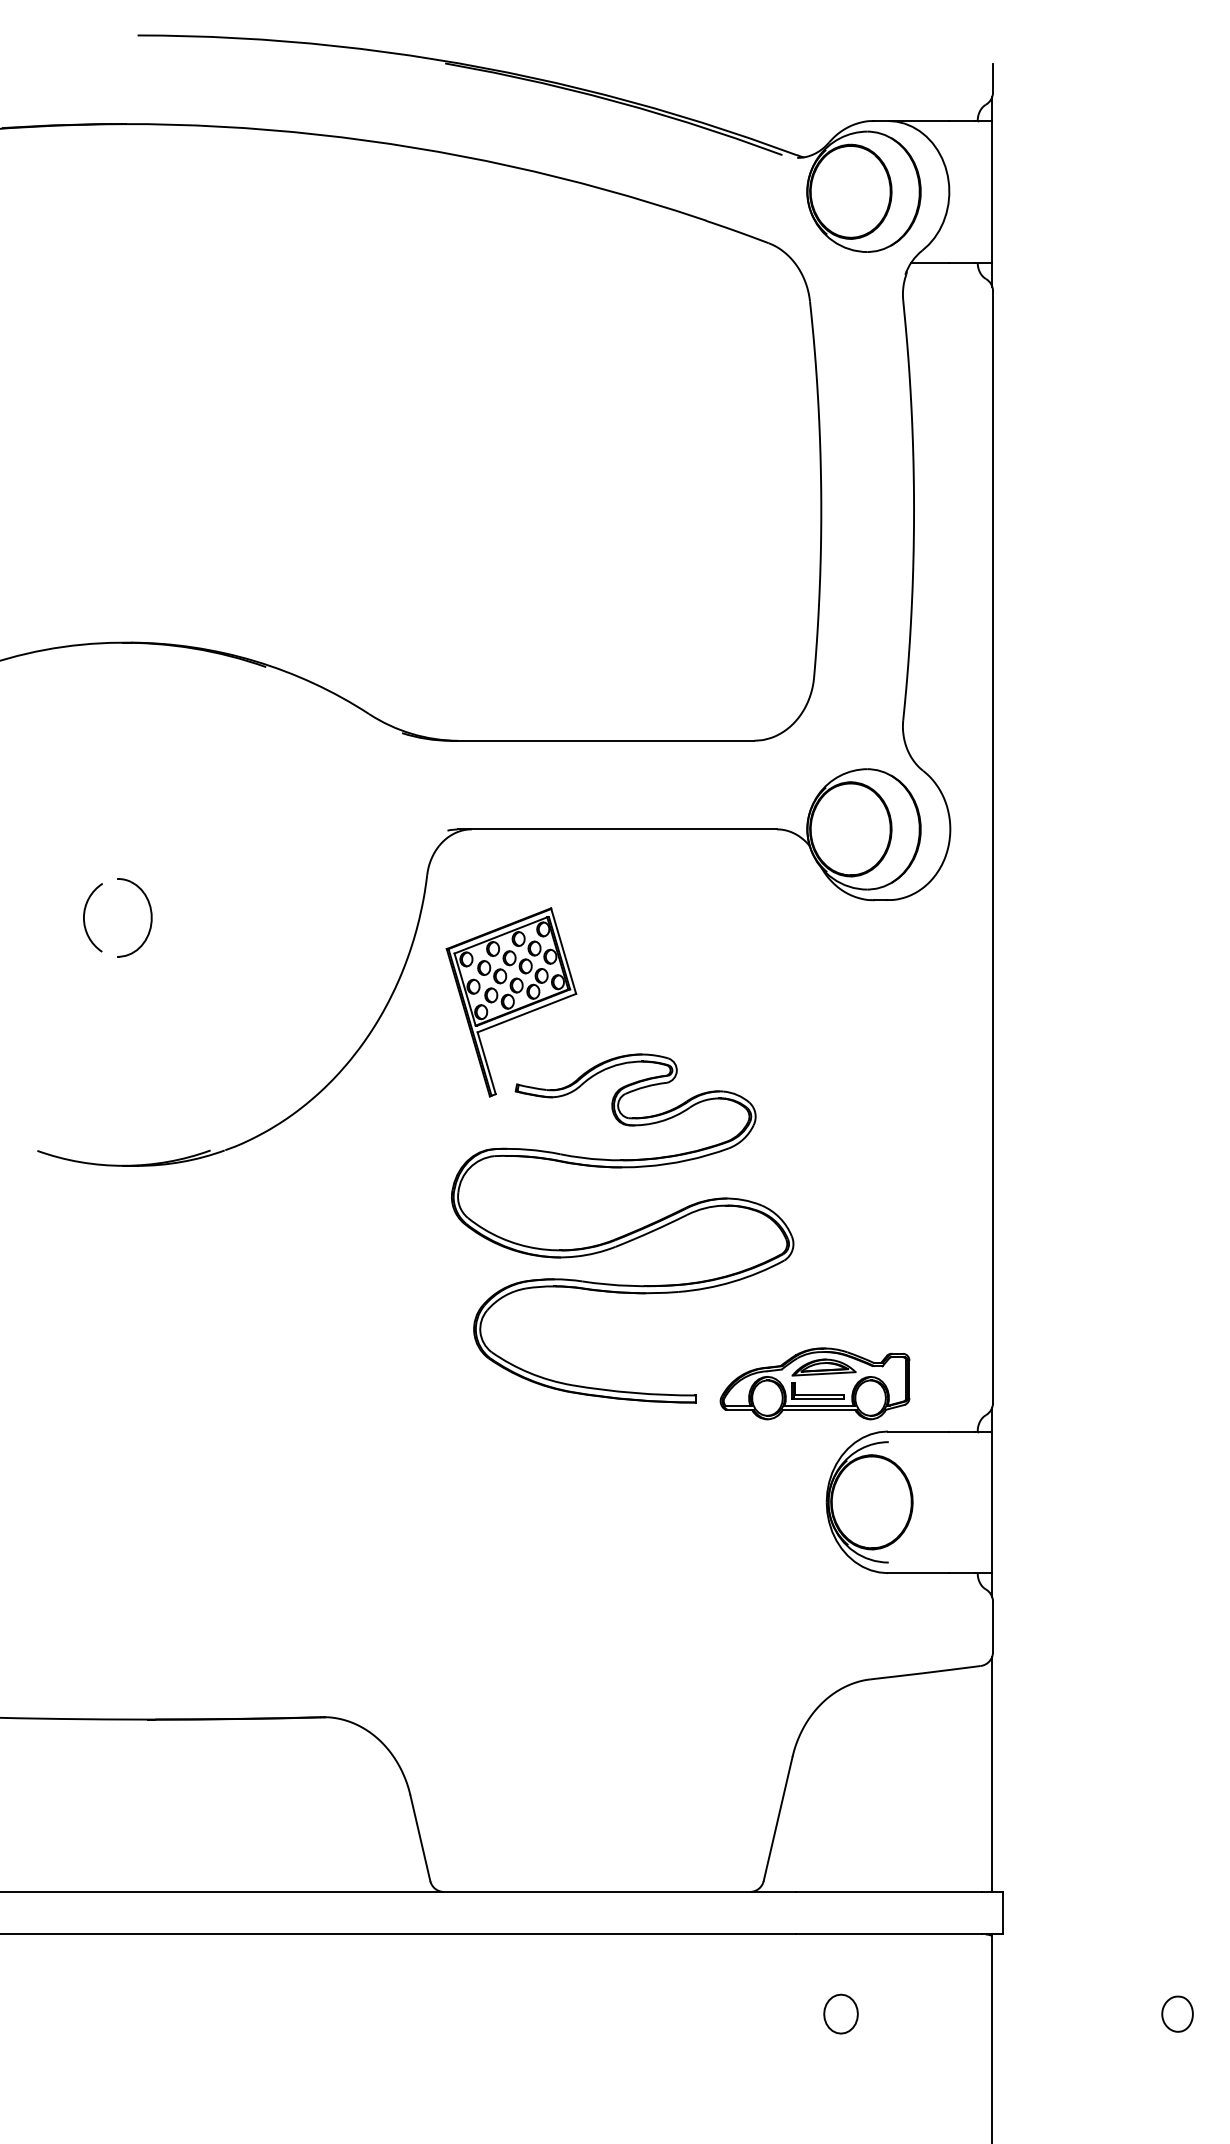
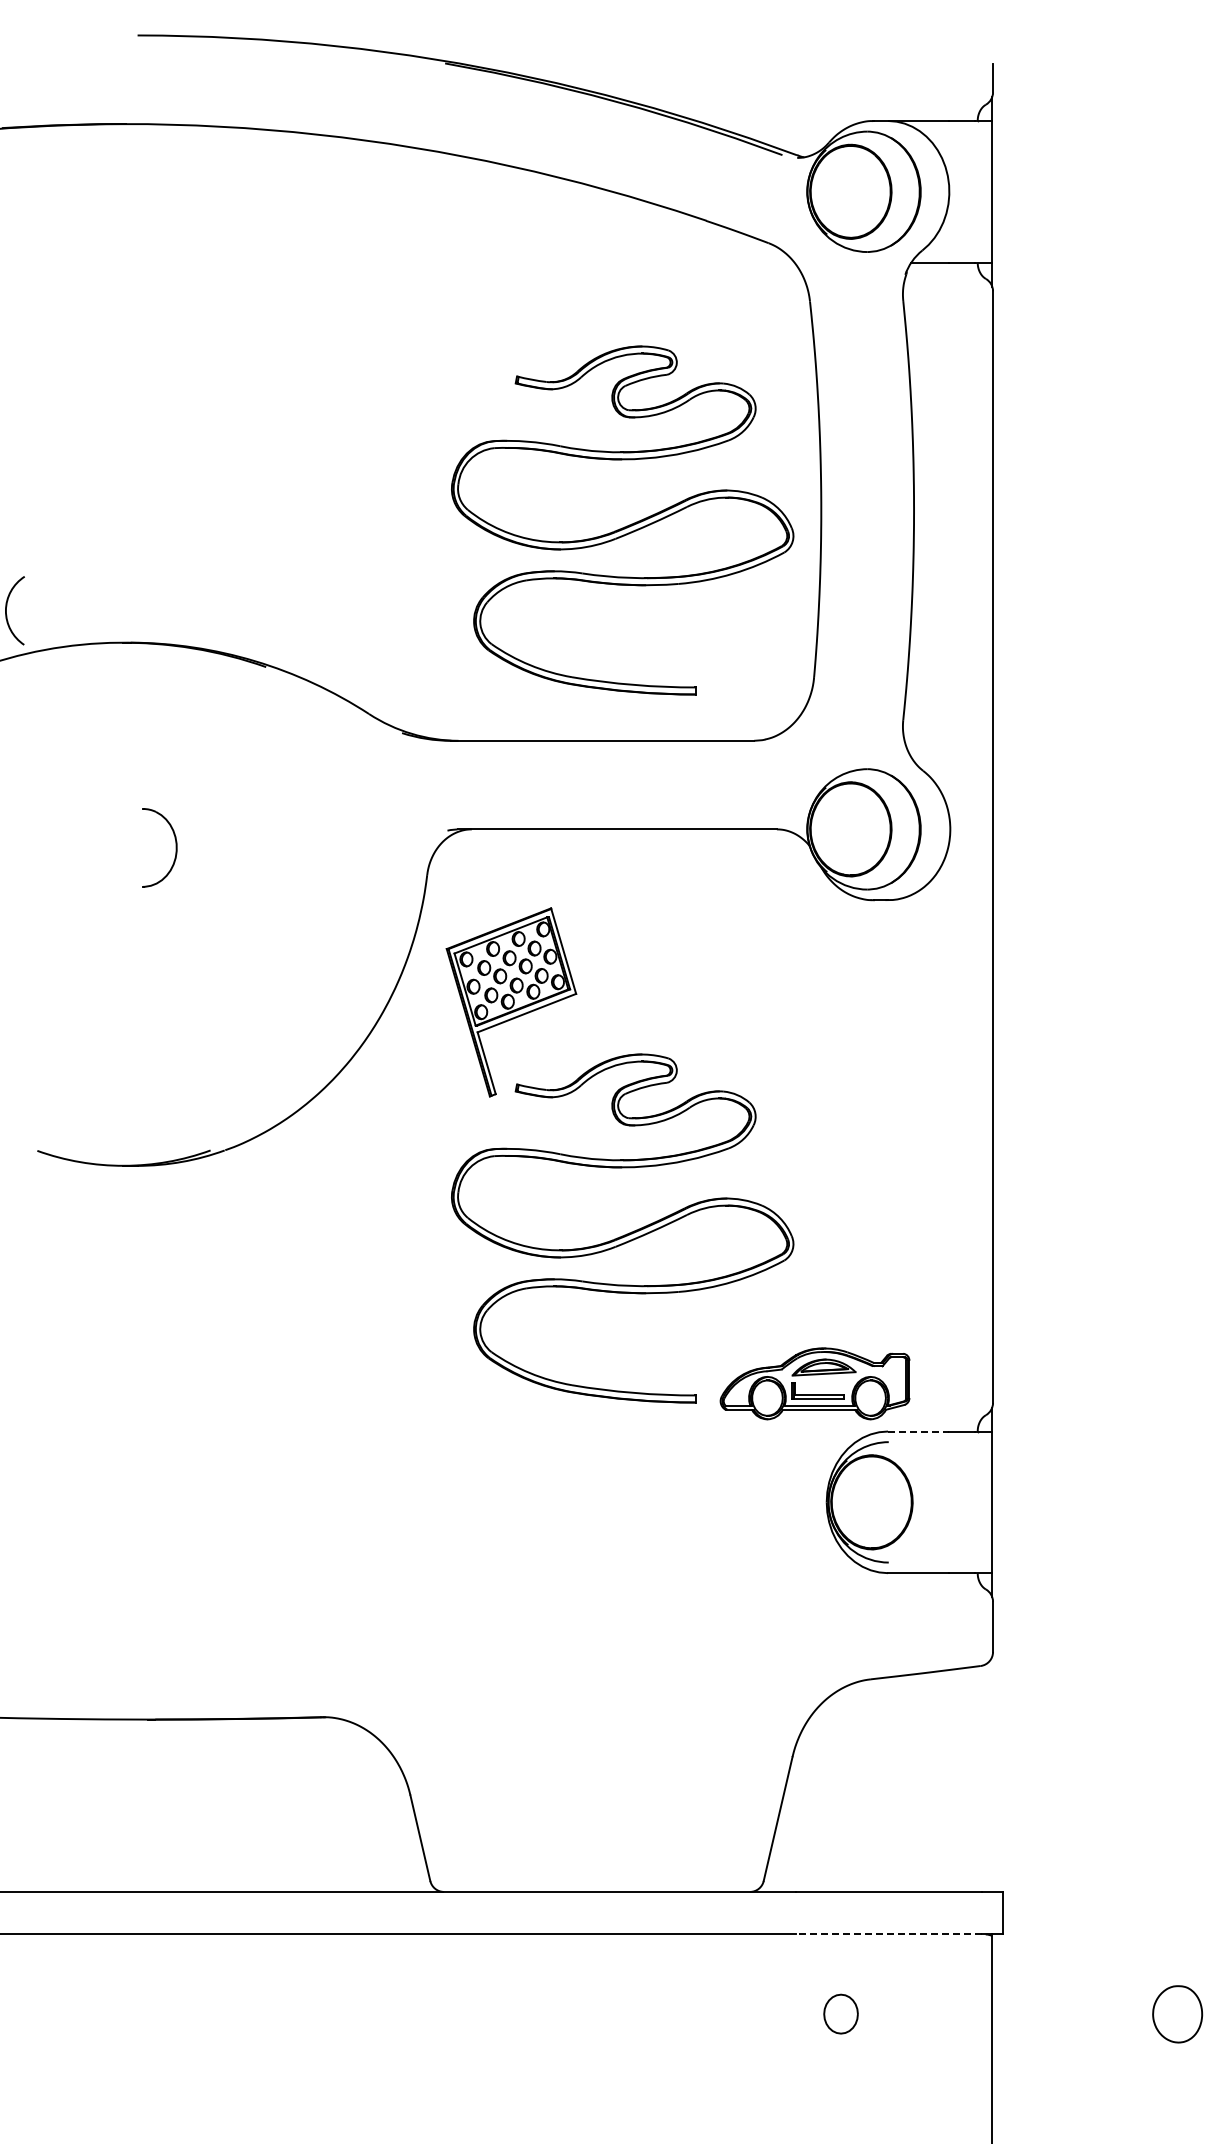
part: none -> present (624, 526)
arc position: (84, 917) -> (6, 610) (6, 610)
part position: (150, 917) -> (175, 847) (175, 847)
line: solid -> dashed (918, 1431)
line: present -> none (992, 1773)
line: solid -> dashed (888, 1934)
part size: 33x38 px -> 52x59 px (1177, 2014)
